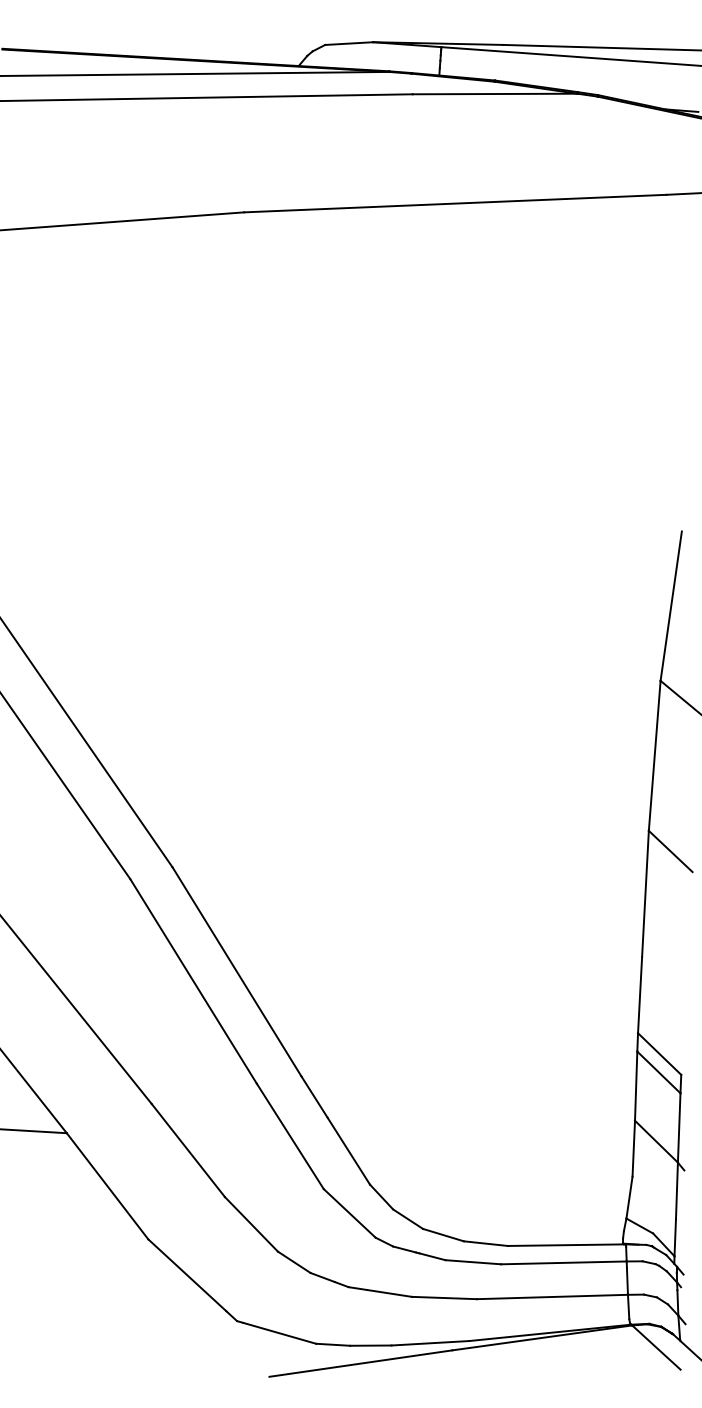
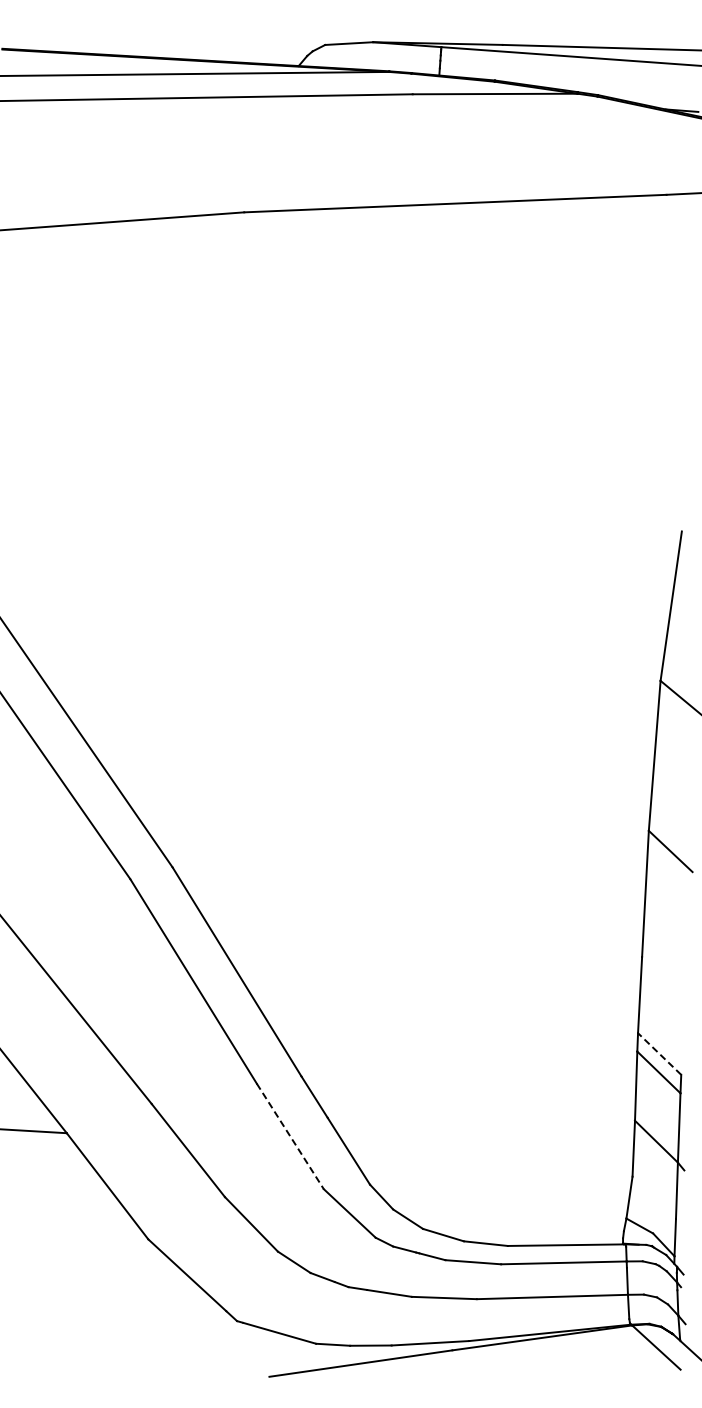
line: solid -> dashed (659, 1053)
line: solid -> dashed (290, 1136)
